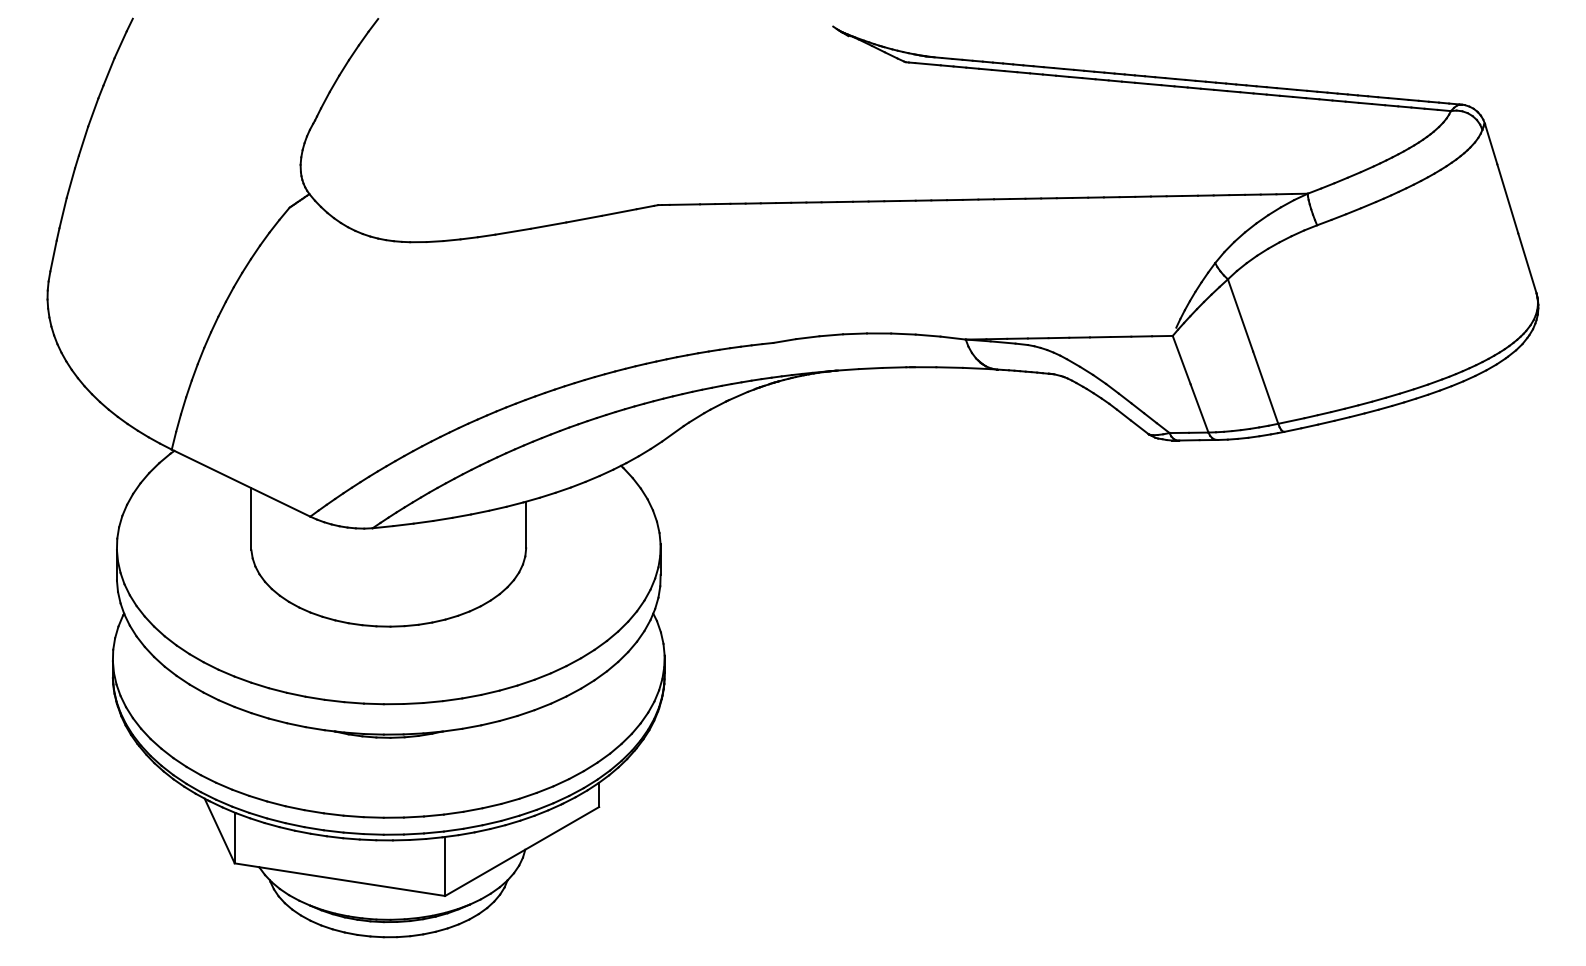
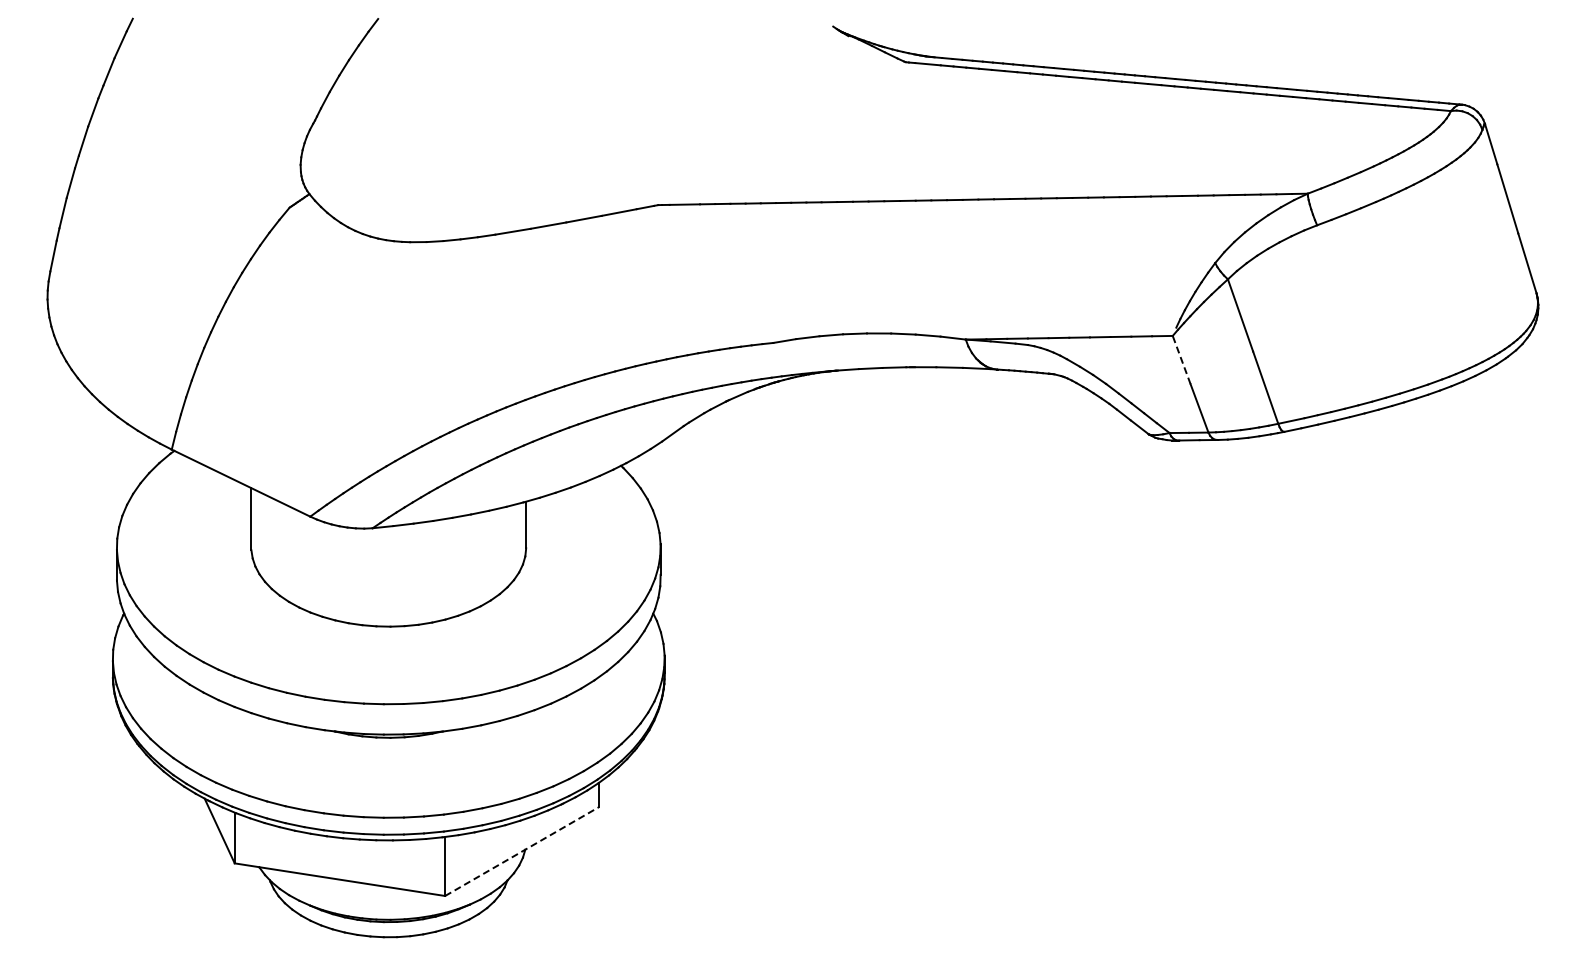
line: solid -> dashed (1181, 360)
line: solid -> dashed (522, 851)
